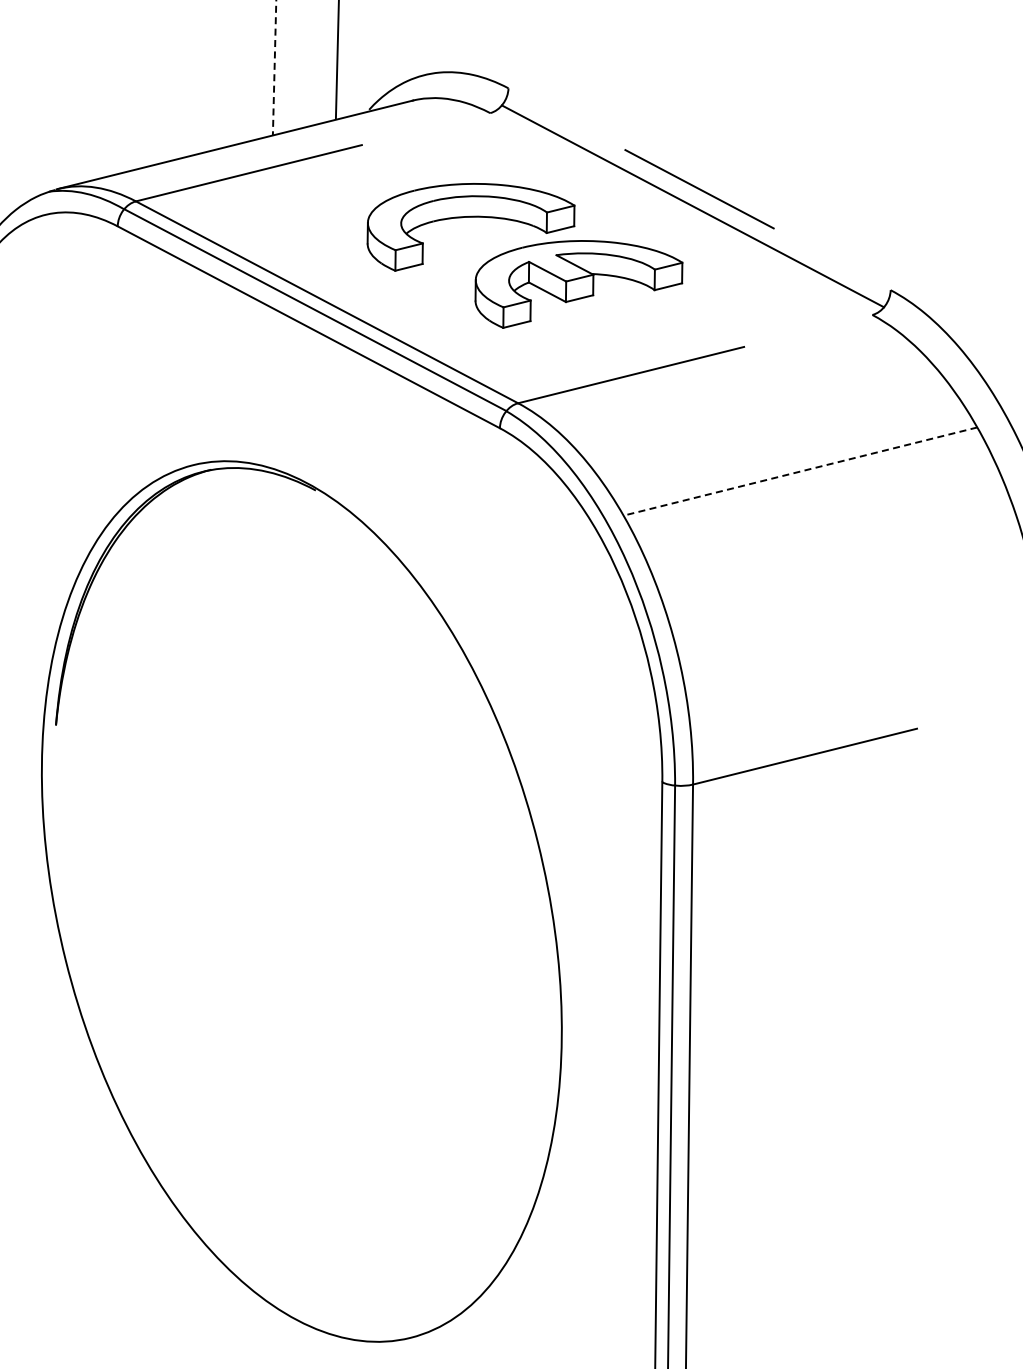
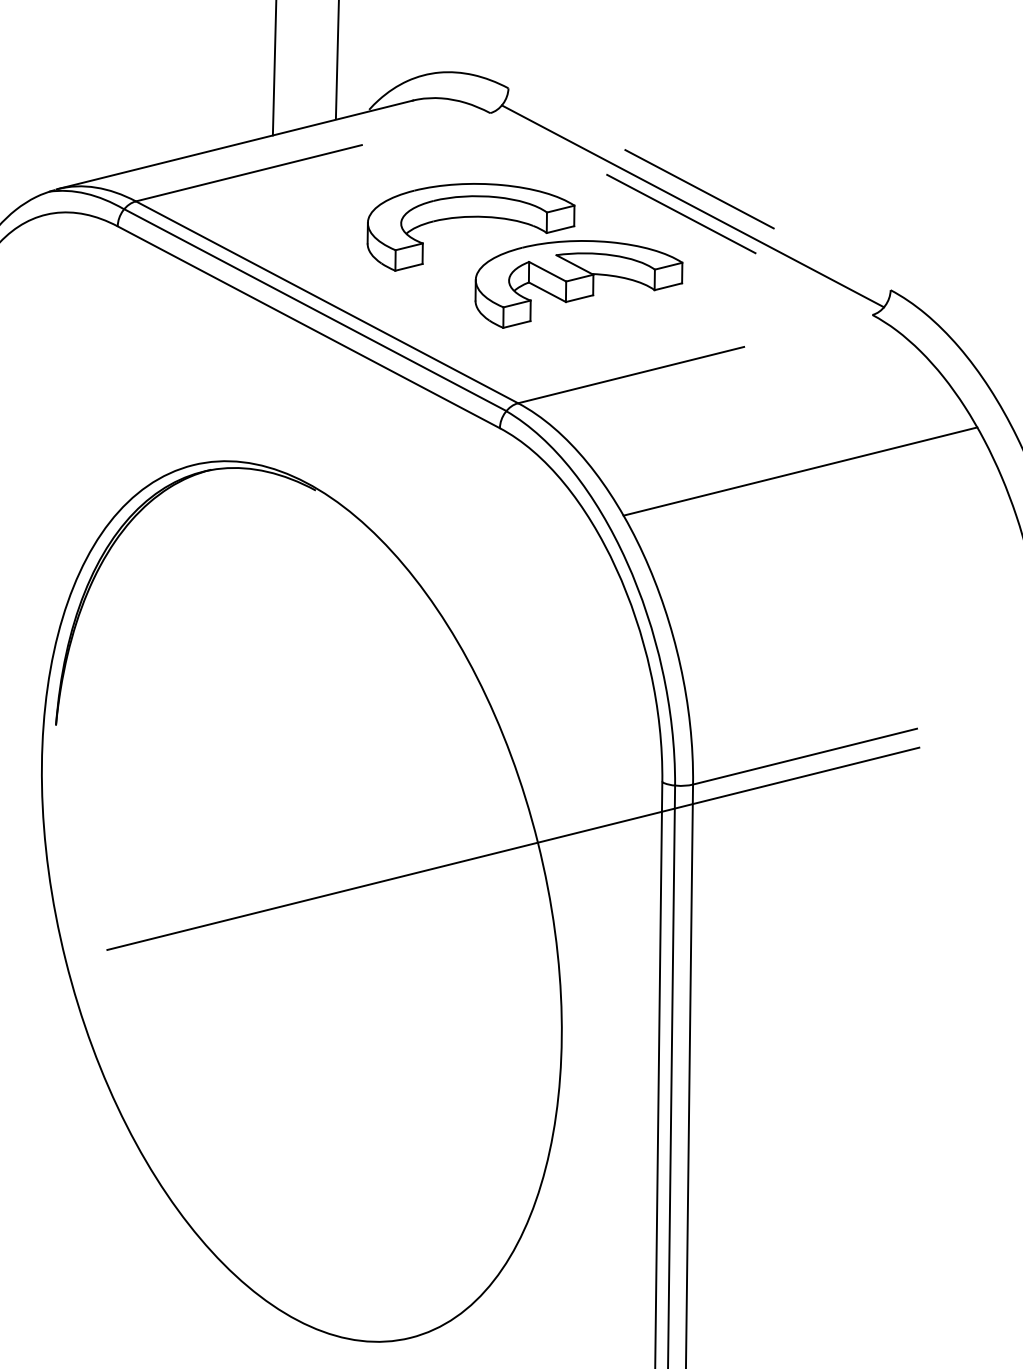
line: dashed -> solid (274, 68)
line: none -> present (681, 214)
line: dashed -> solid (800, 471)
line: none -> present (513, 848)
